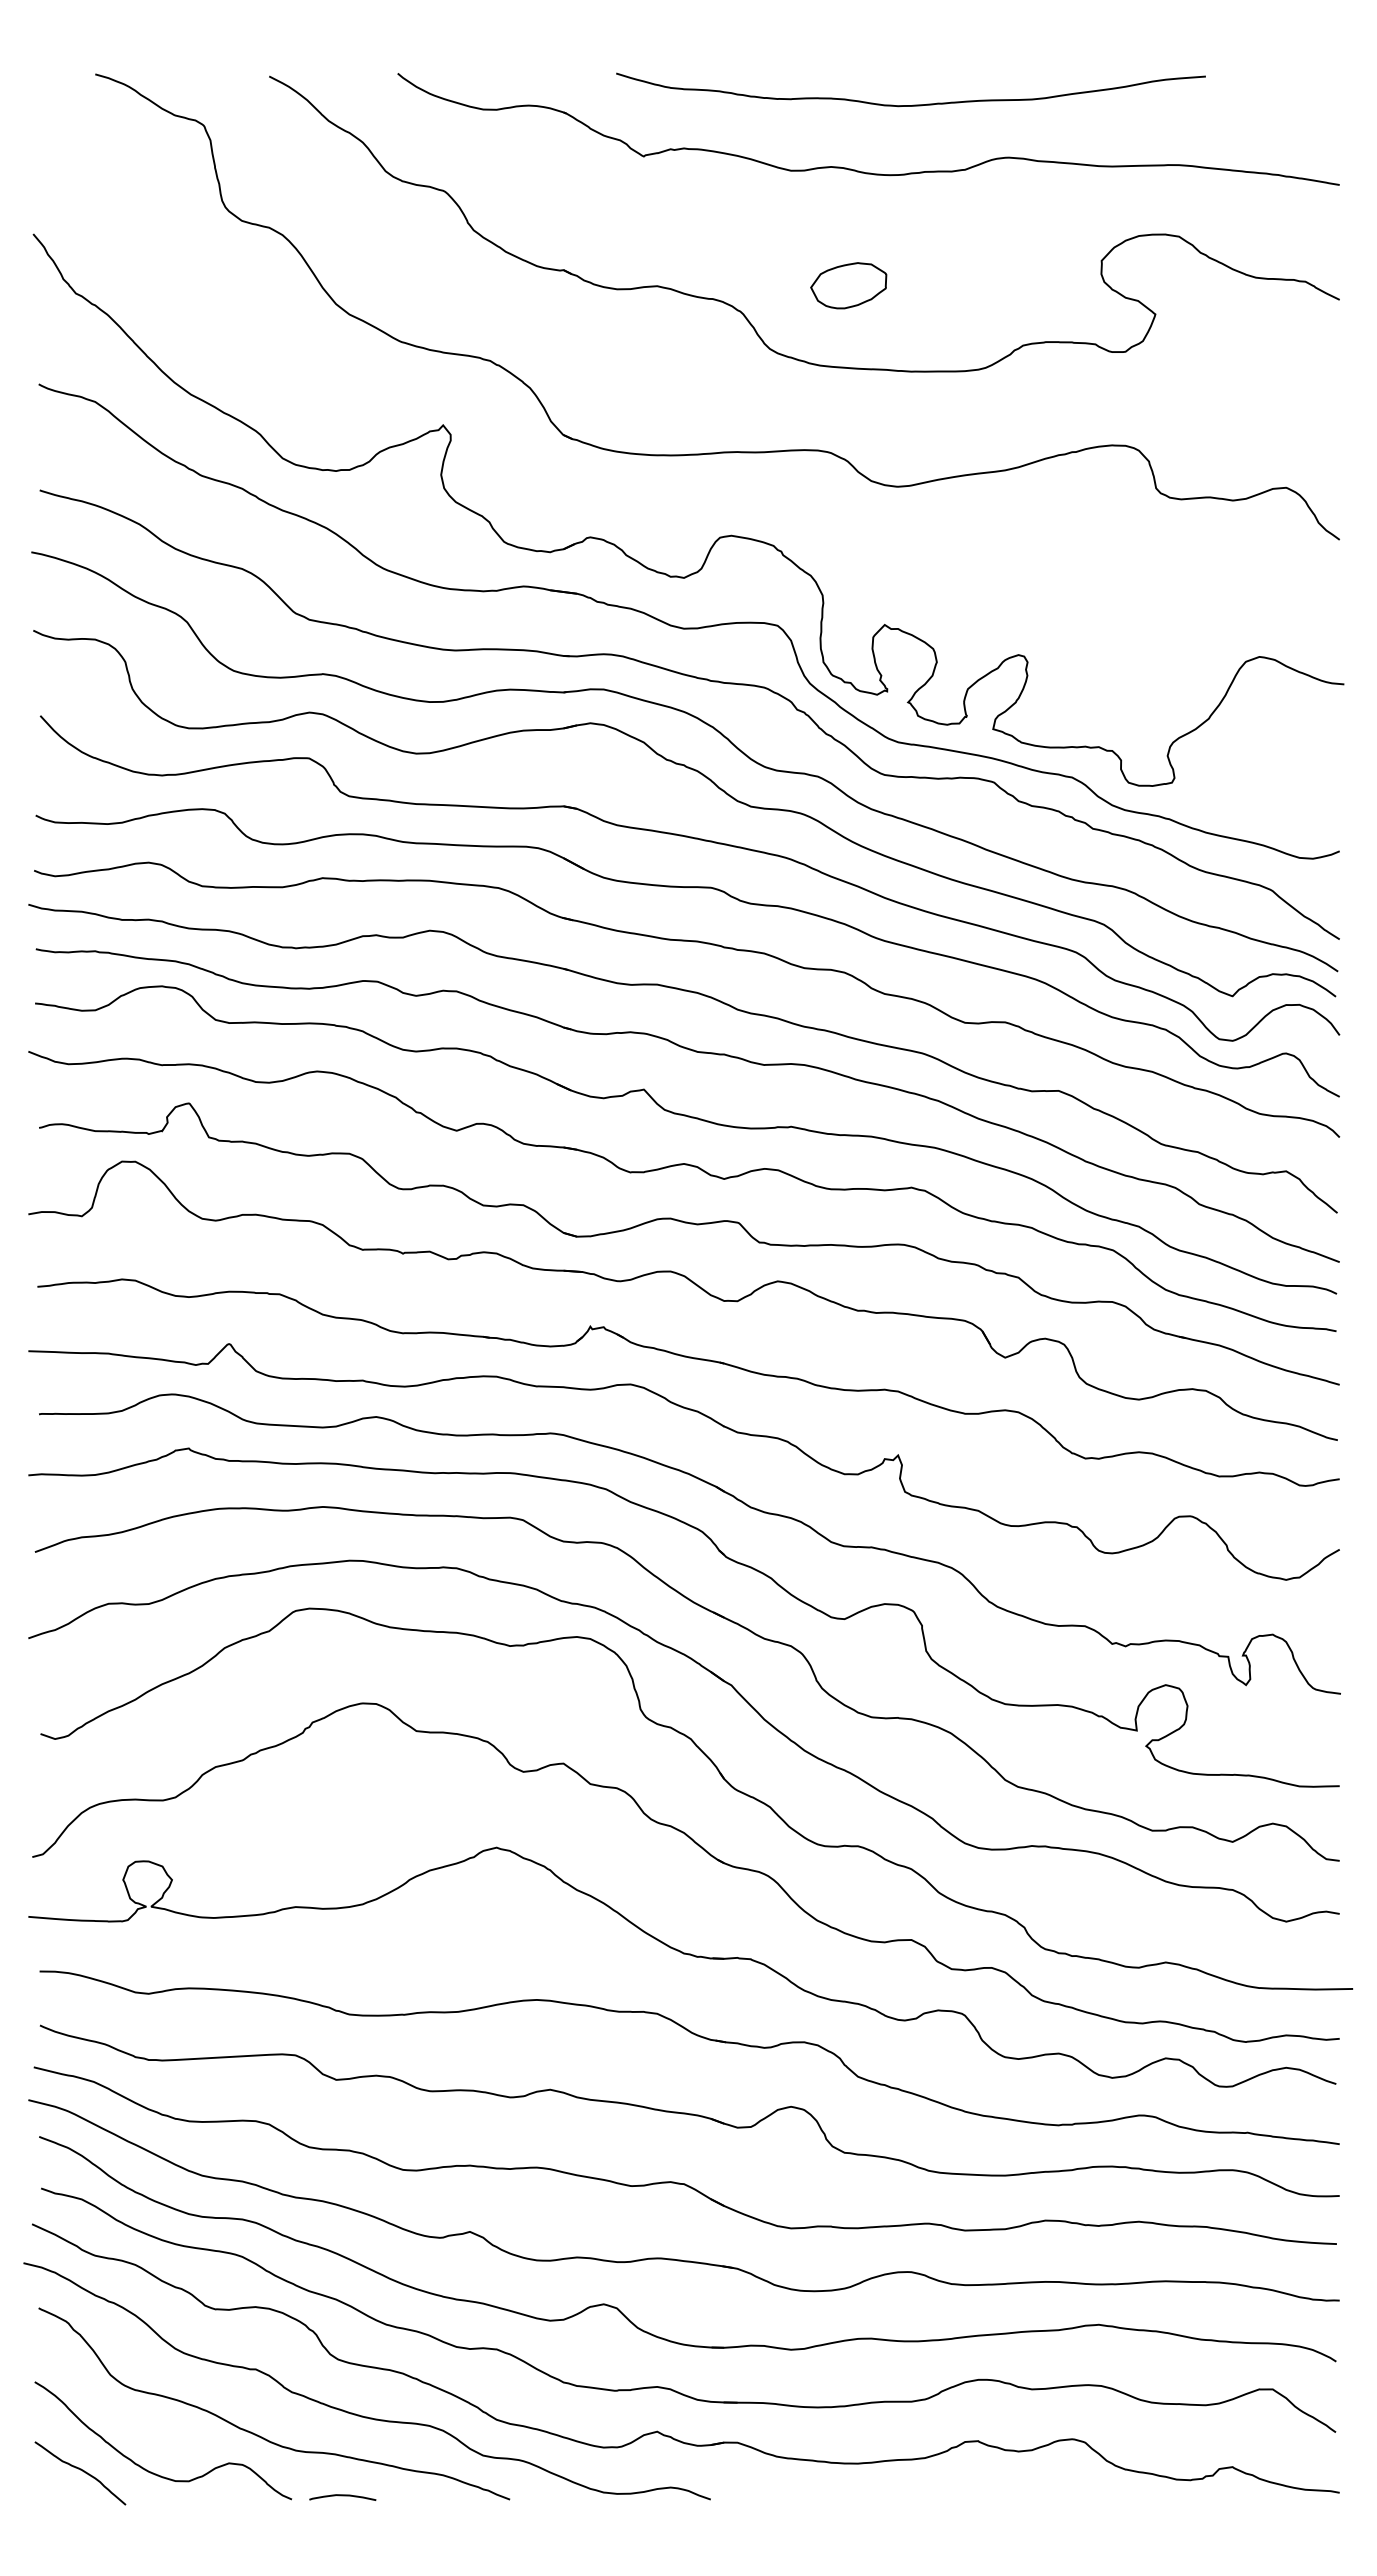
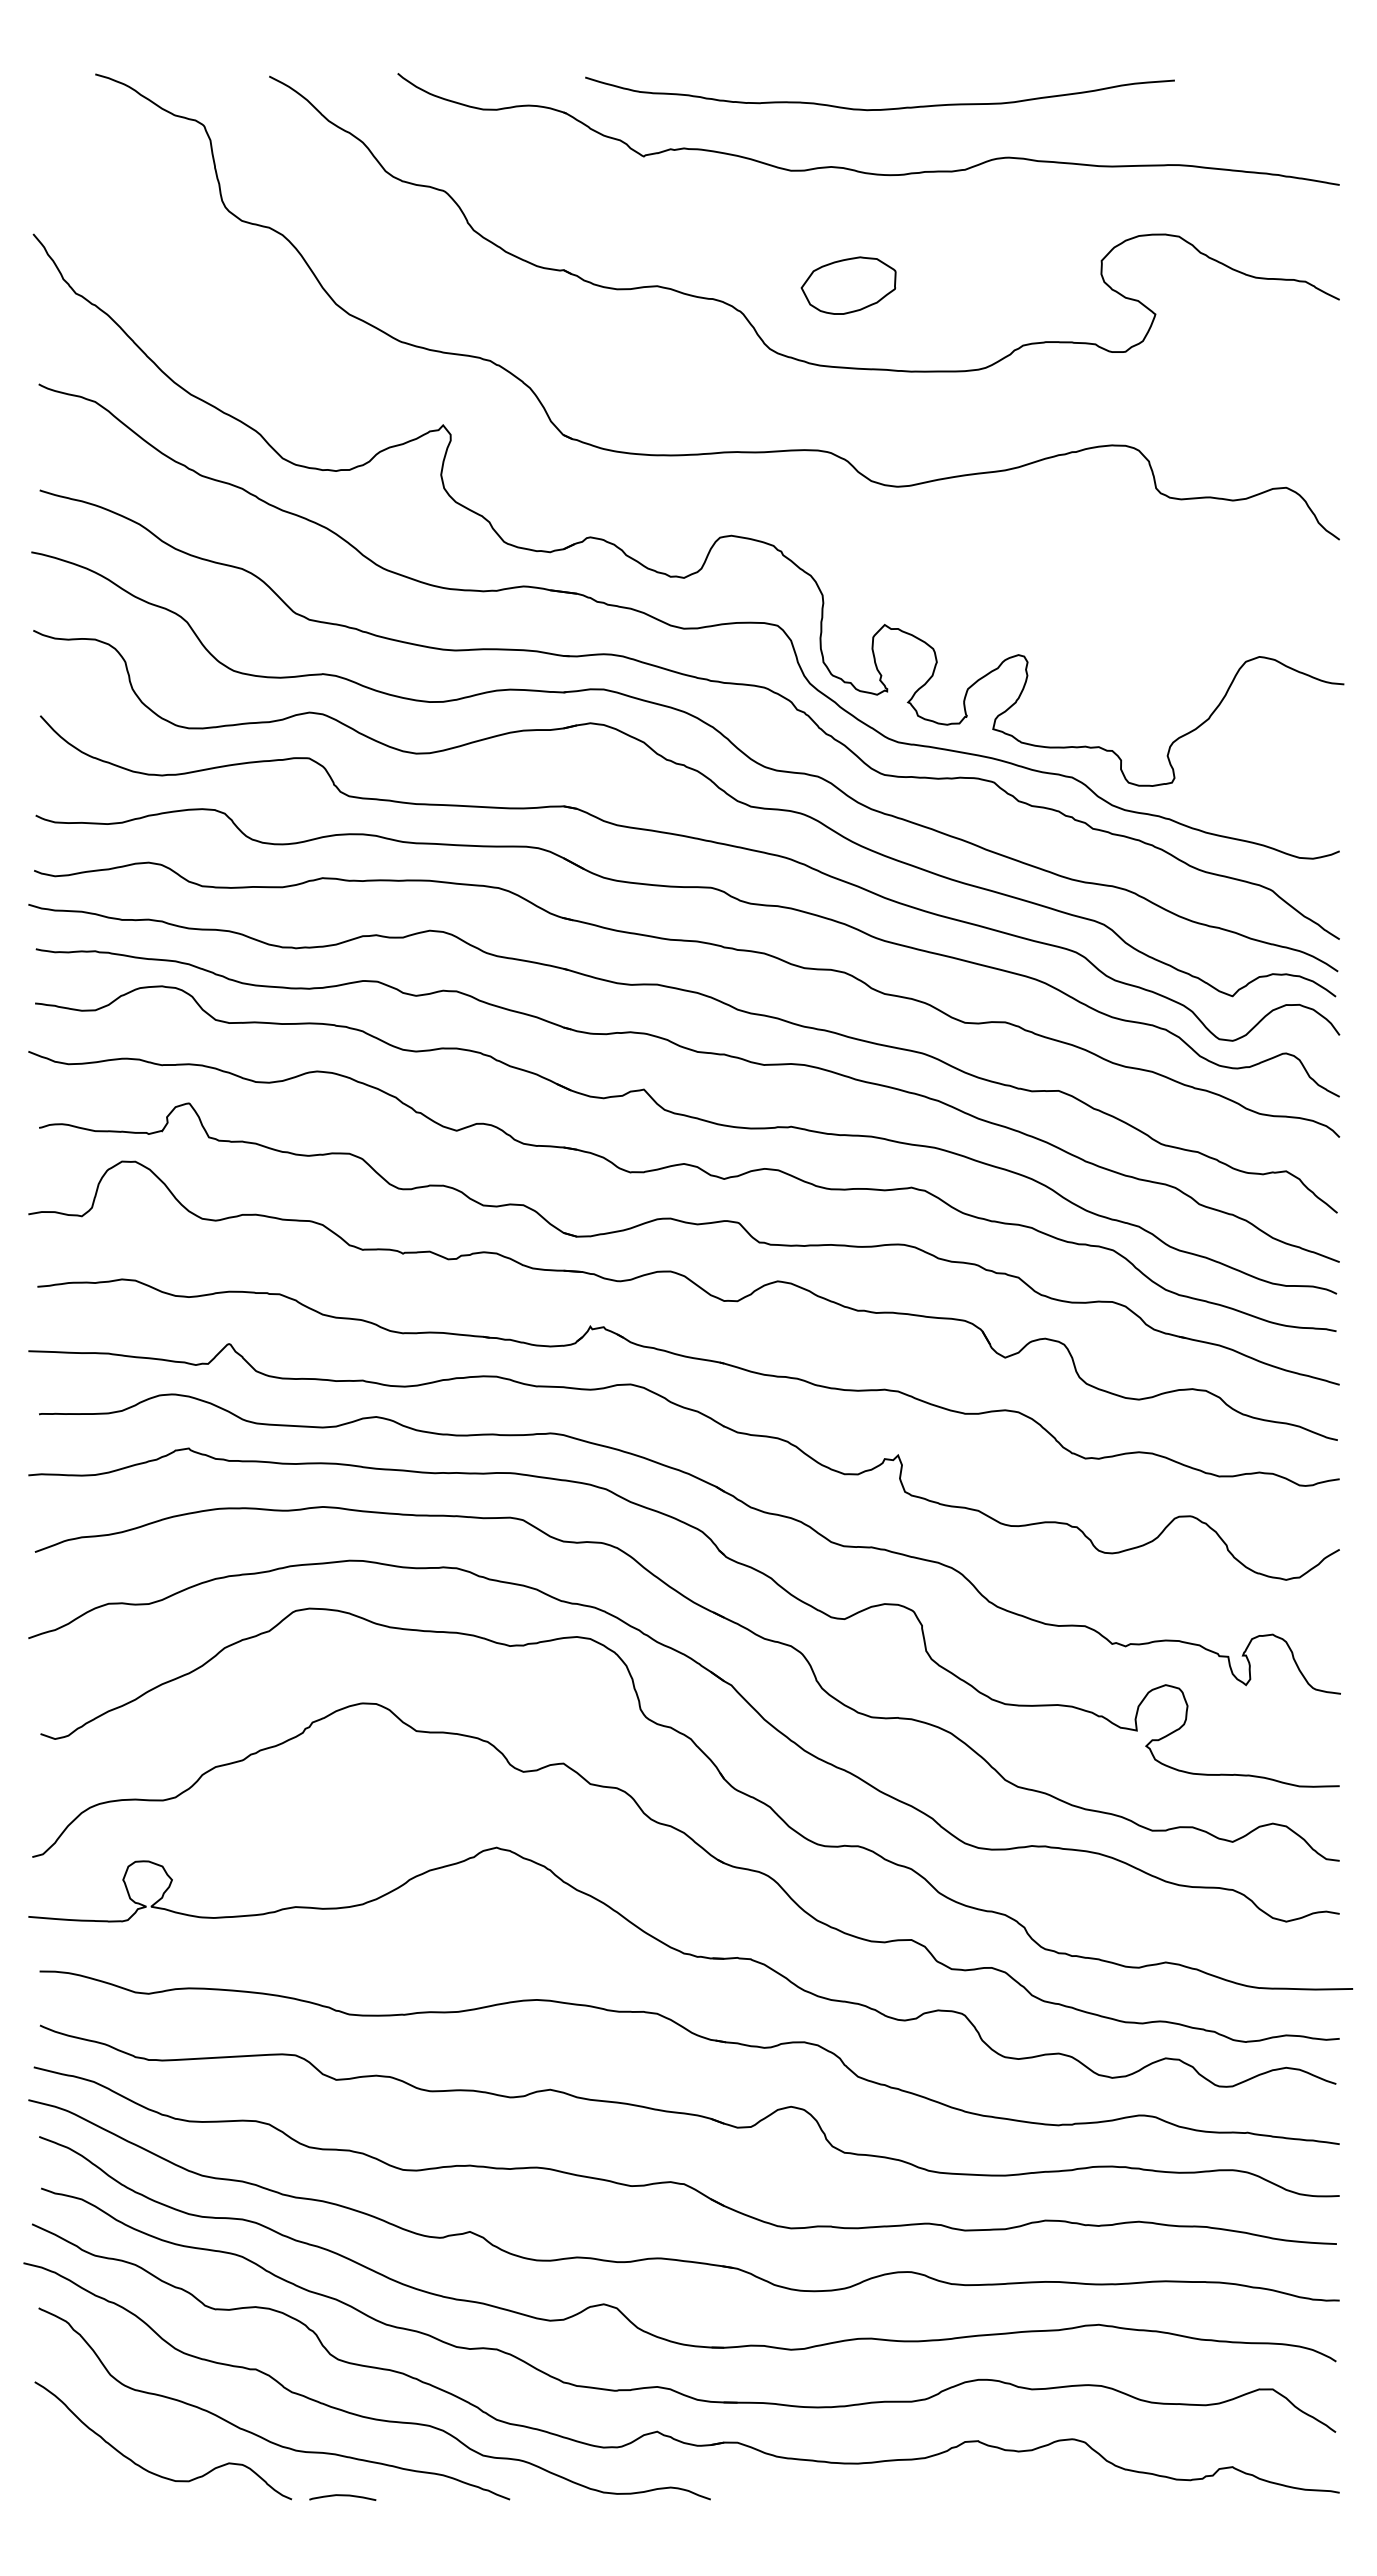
curve position: (913, 104) -> (882, 108) (882, 108)
part size: 78x48 px -> 97x59 px (848, 285)
curve: present -> none (82, 2471)
